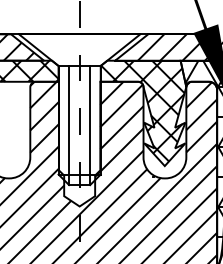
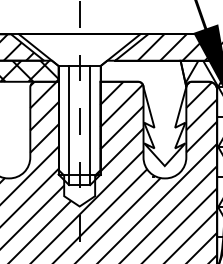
hatch: present -> none (142, 110)
